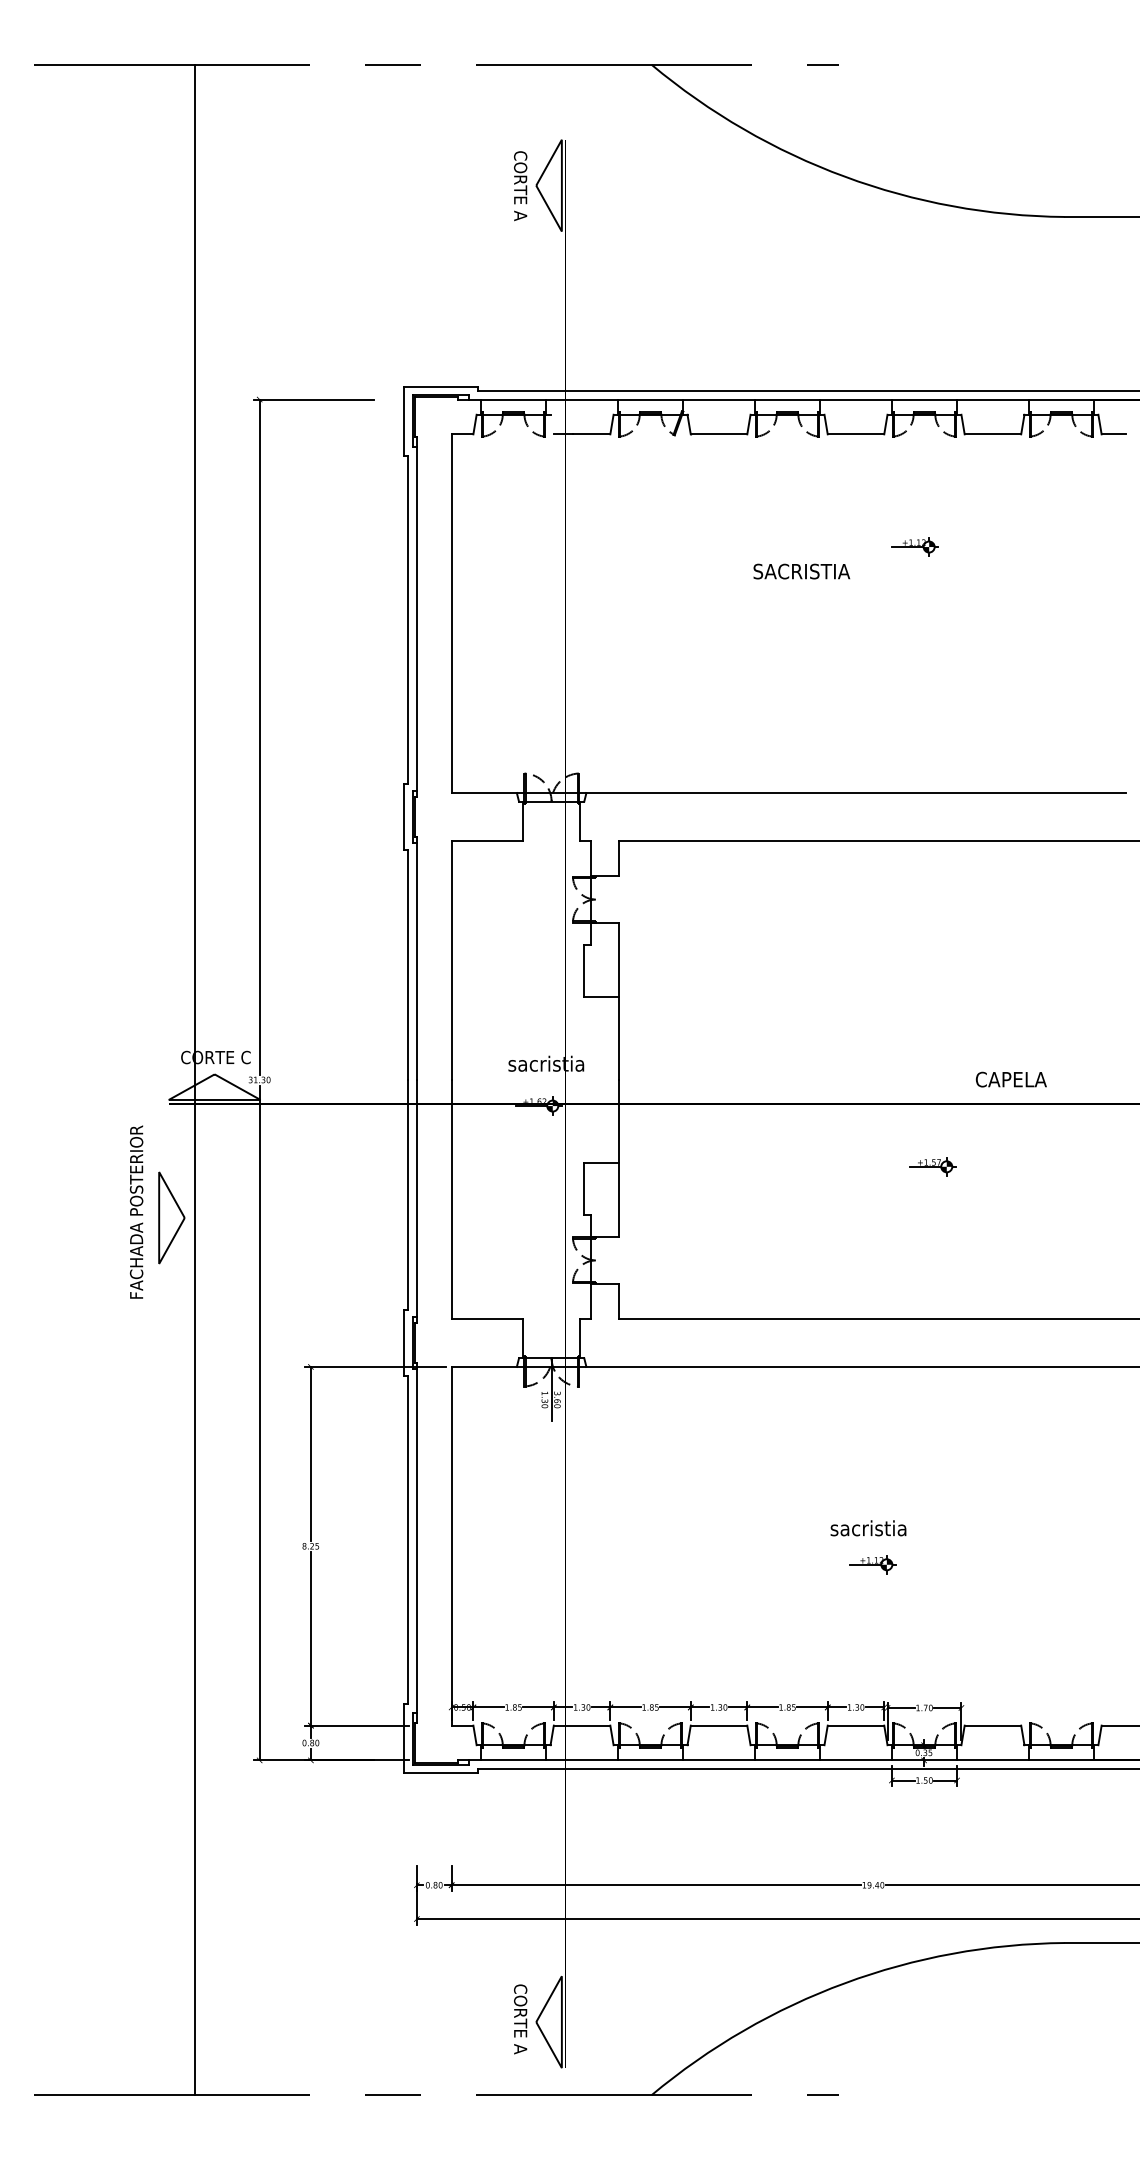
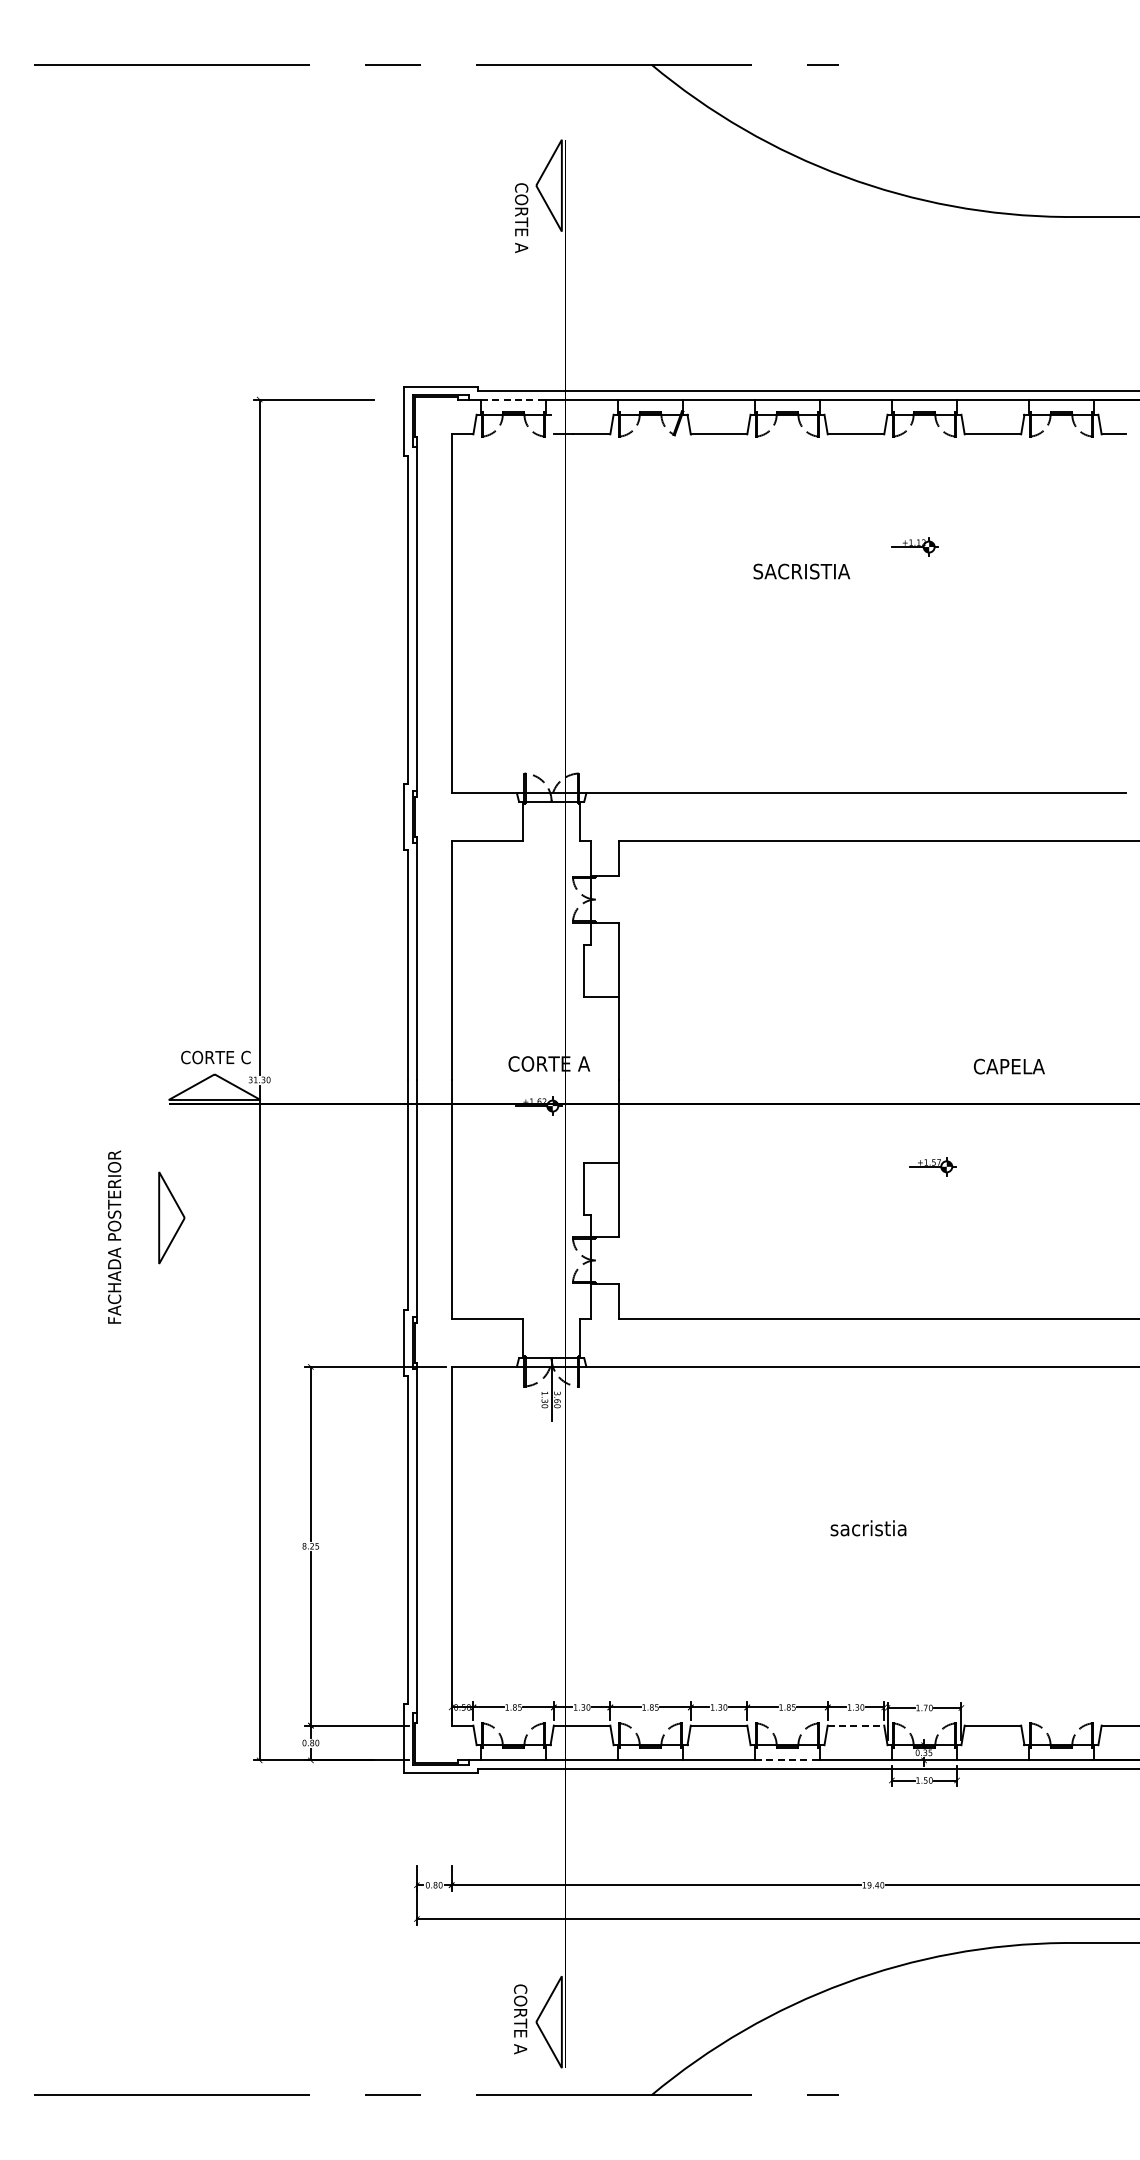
text position: (520, 186) -> (521, 218) (521, 218)
line: solid -> dashed (513, 399)
text: sacristia -> CORTE A (549, 1063)
line: present -> none (195, 1079)
text position: (1010, 1079) -> (1008, 1066) (1008, 1066)
text position: (136, 1211) -> (114, 1236) (114, 1236)
part: present -> none (872, 1564)
line: solid -> dashed (856, 1725)
line: solid -> dashed (787, 1760)
